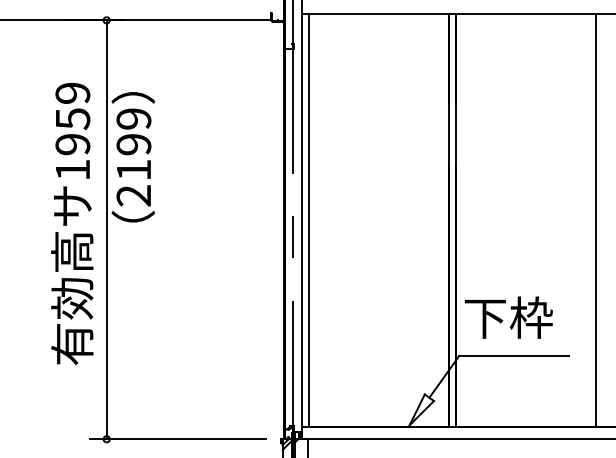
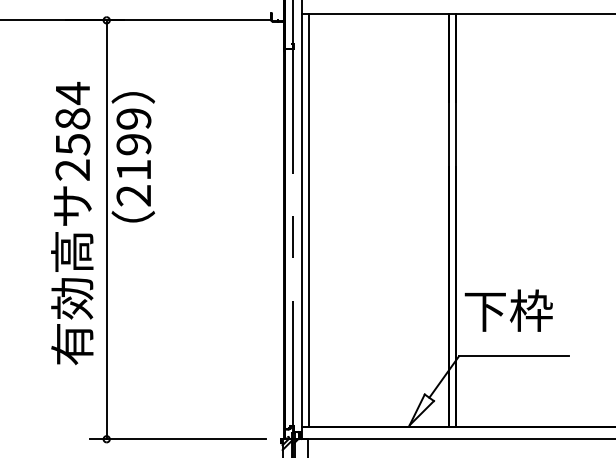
text: 1959 -> 2584 (72, 130)
line: present -> none (596, 219)
text position: (508, 317) -> (508, 310) (508, 310)
